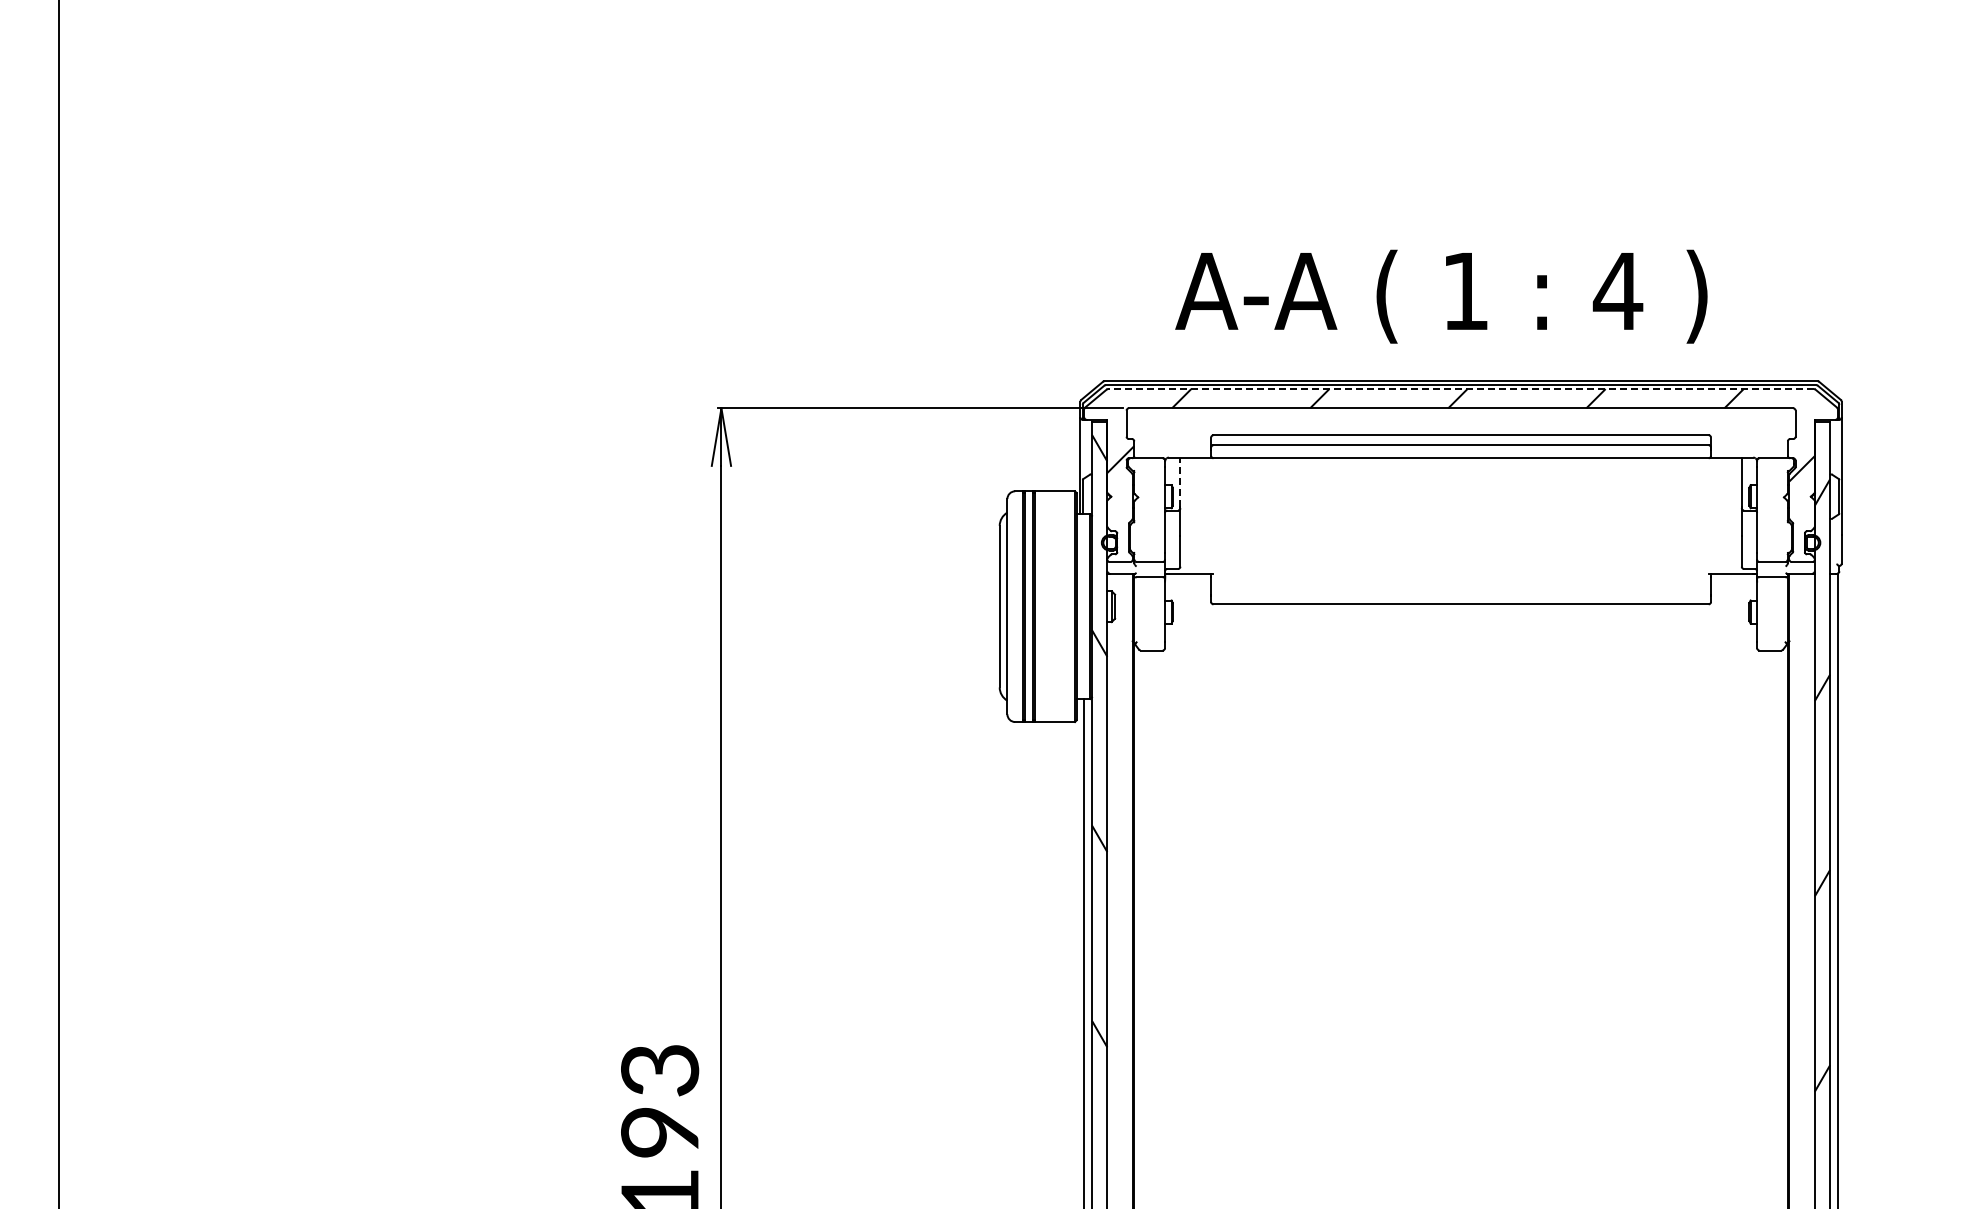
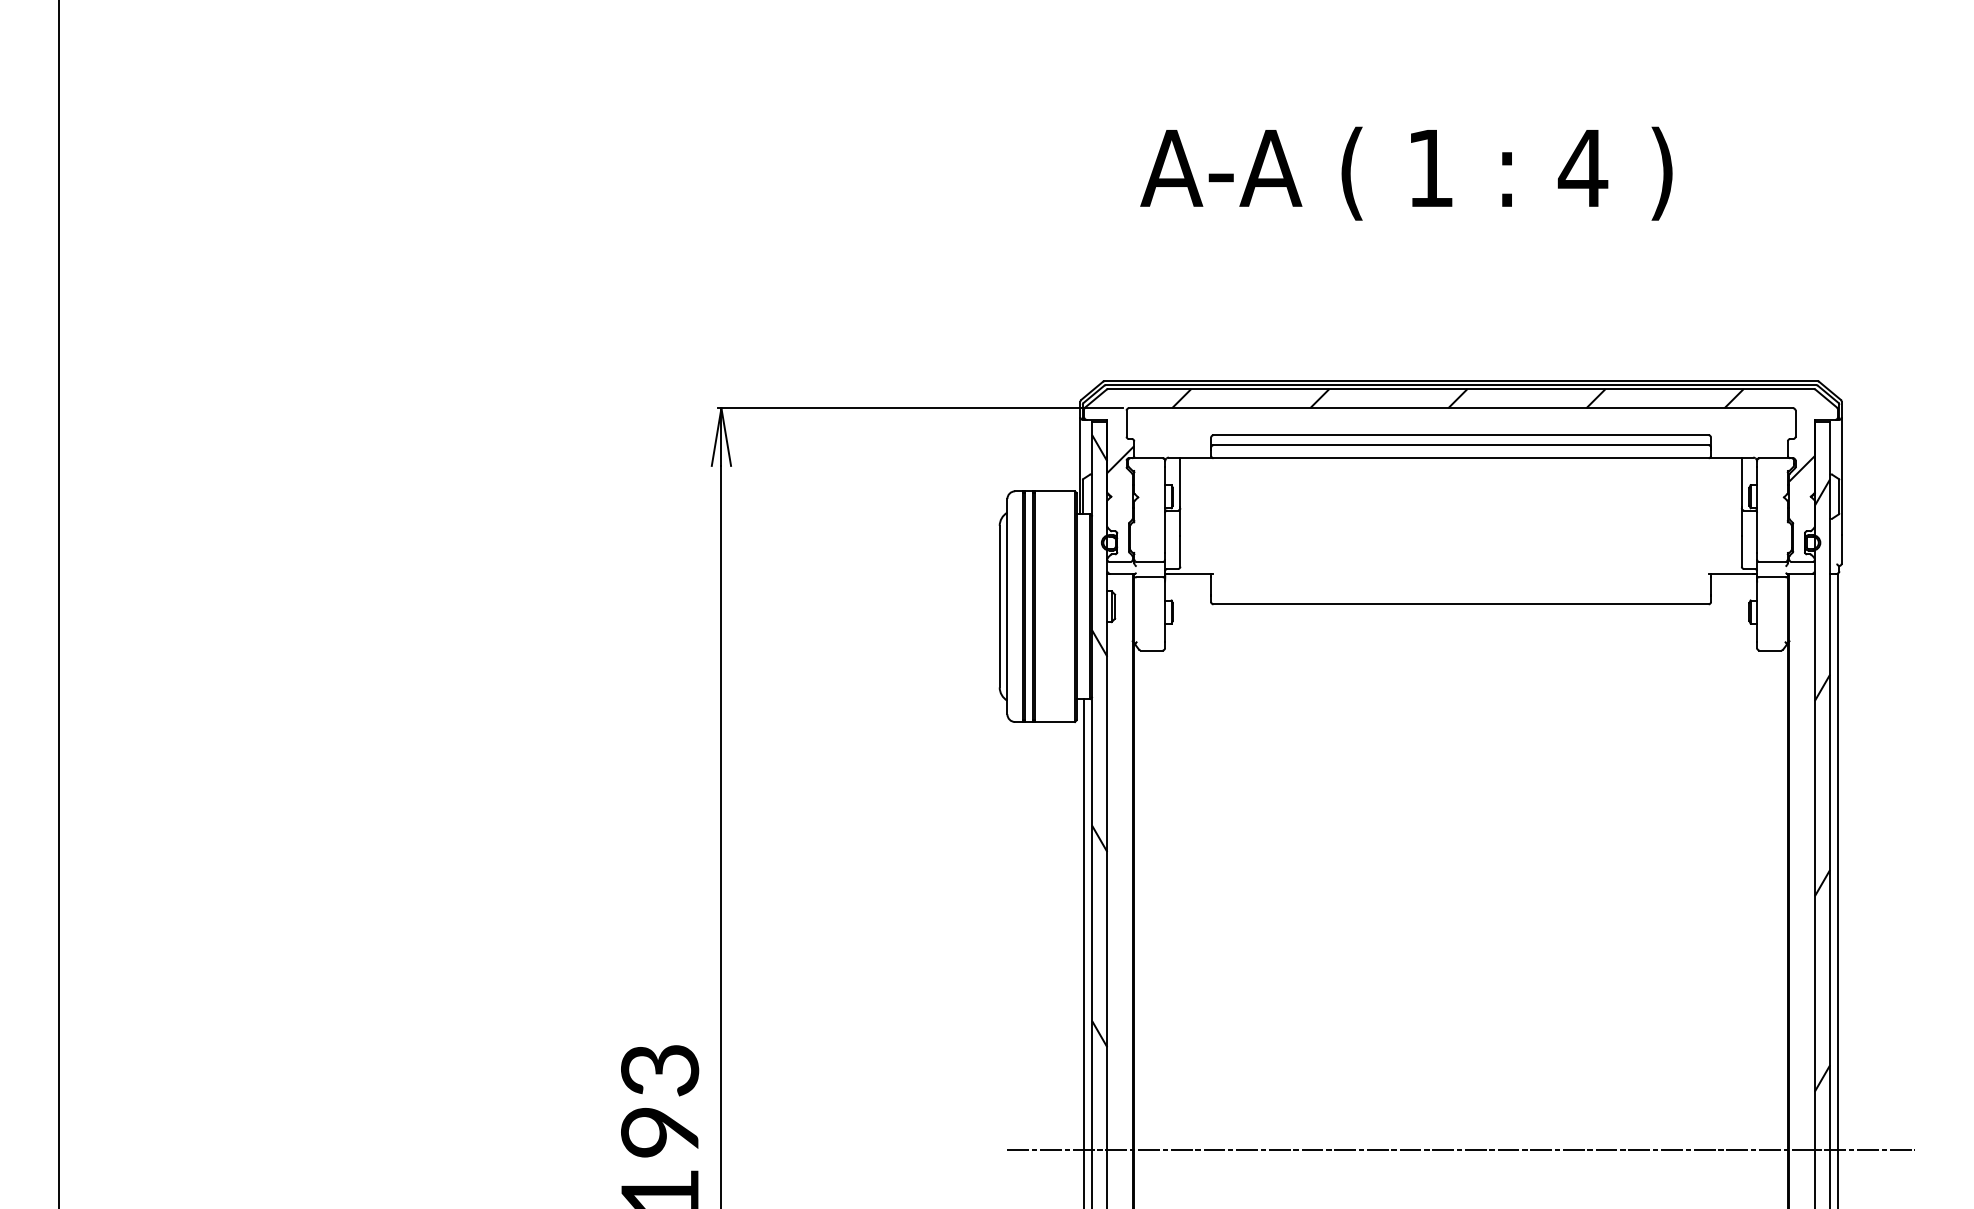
text position: (1441, 296) -> (1406, 173) (1406, 173)
line: dashed -> solid (1461, 389)
line: dashed -> solid (1180, 482)
line: none -> present (1460, 1150)
